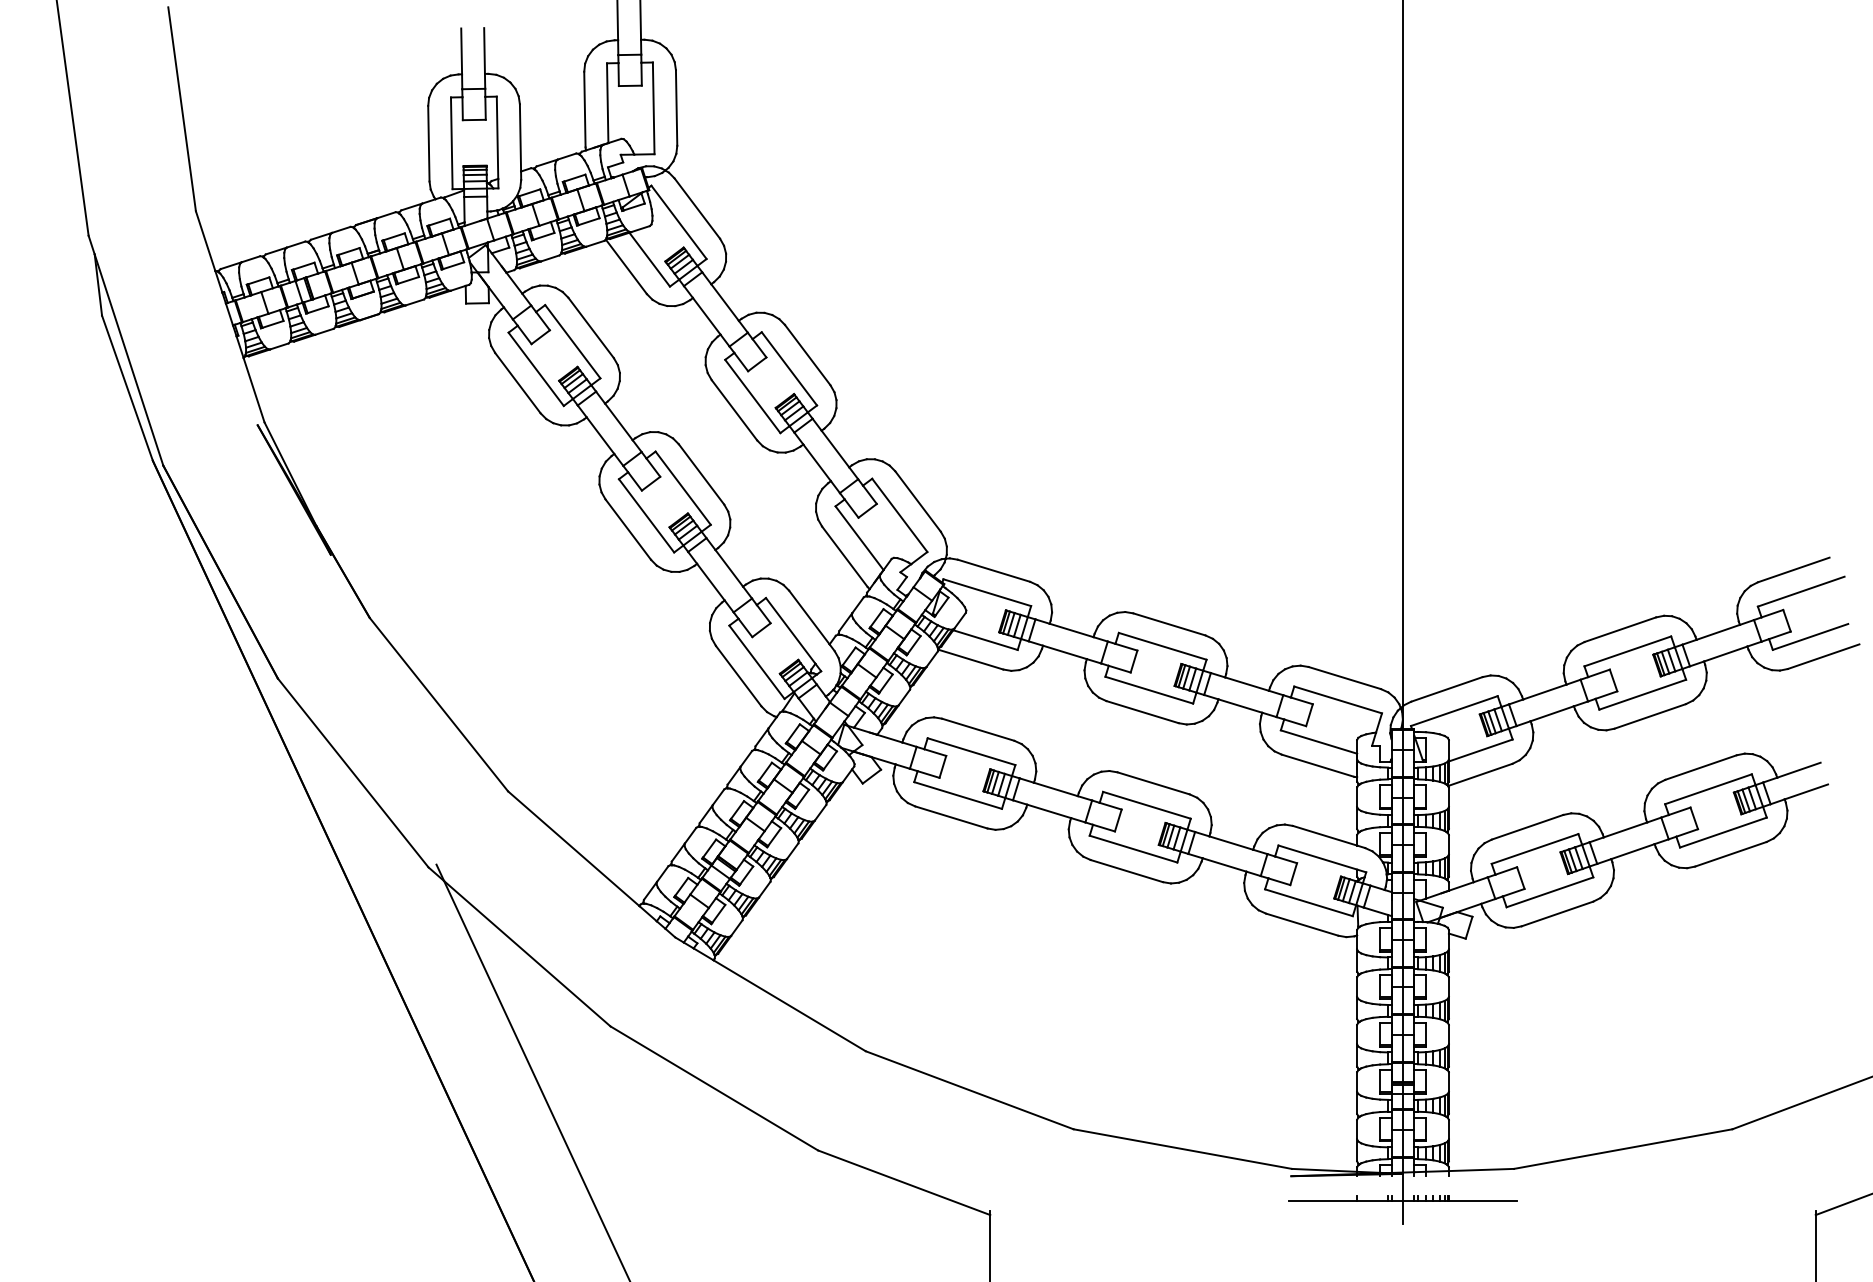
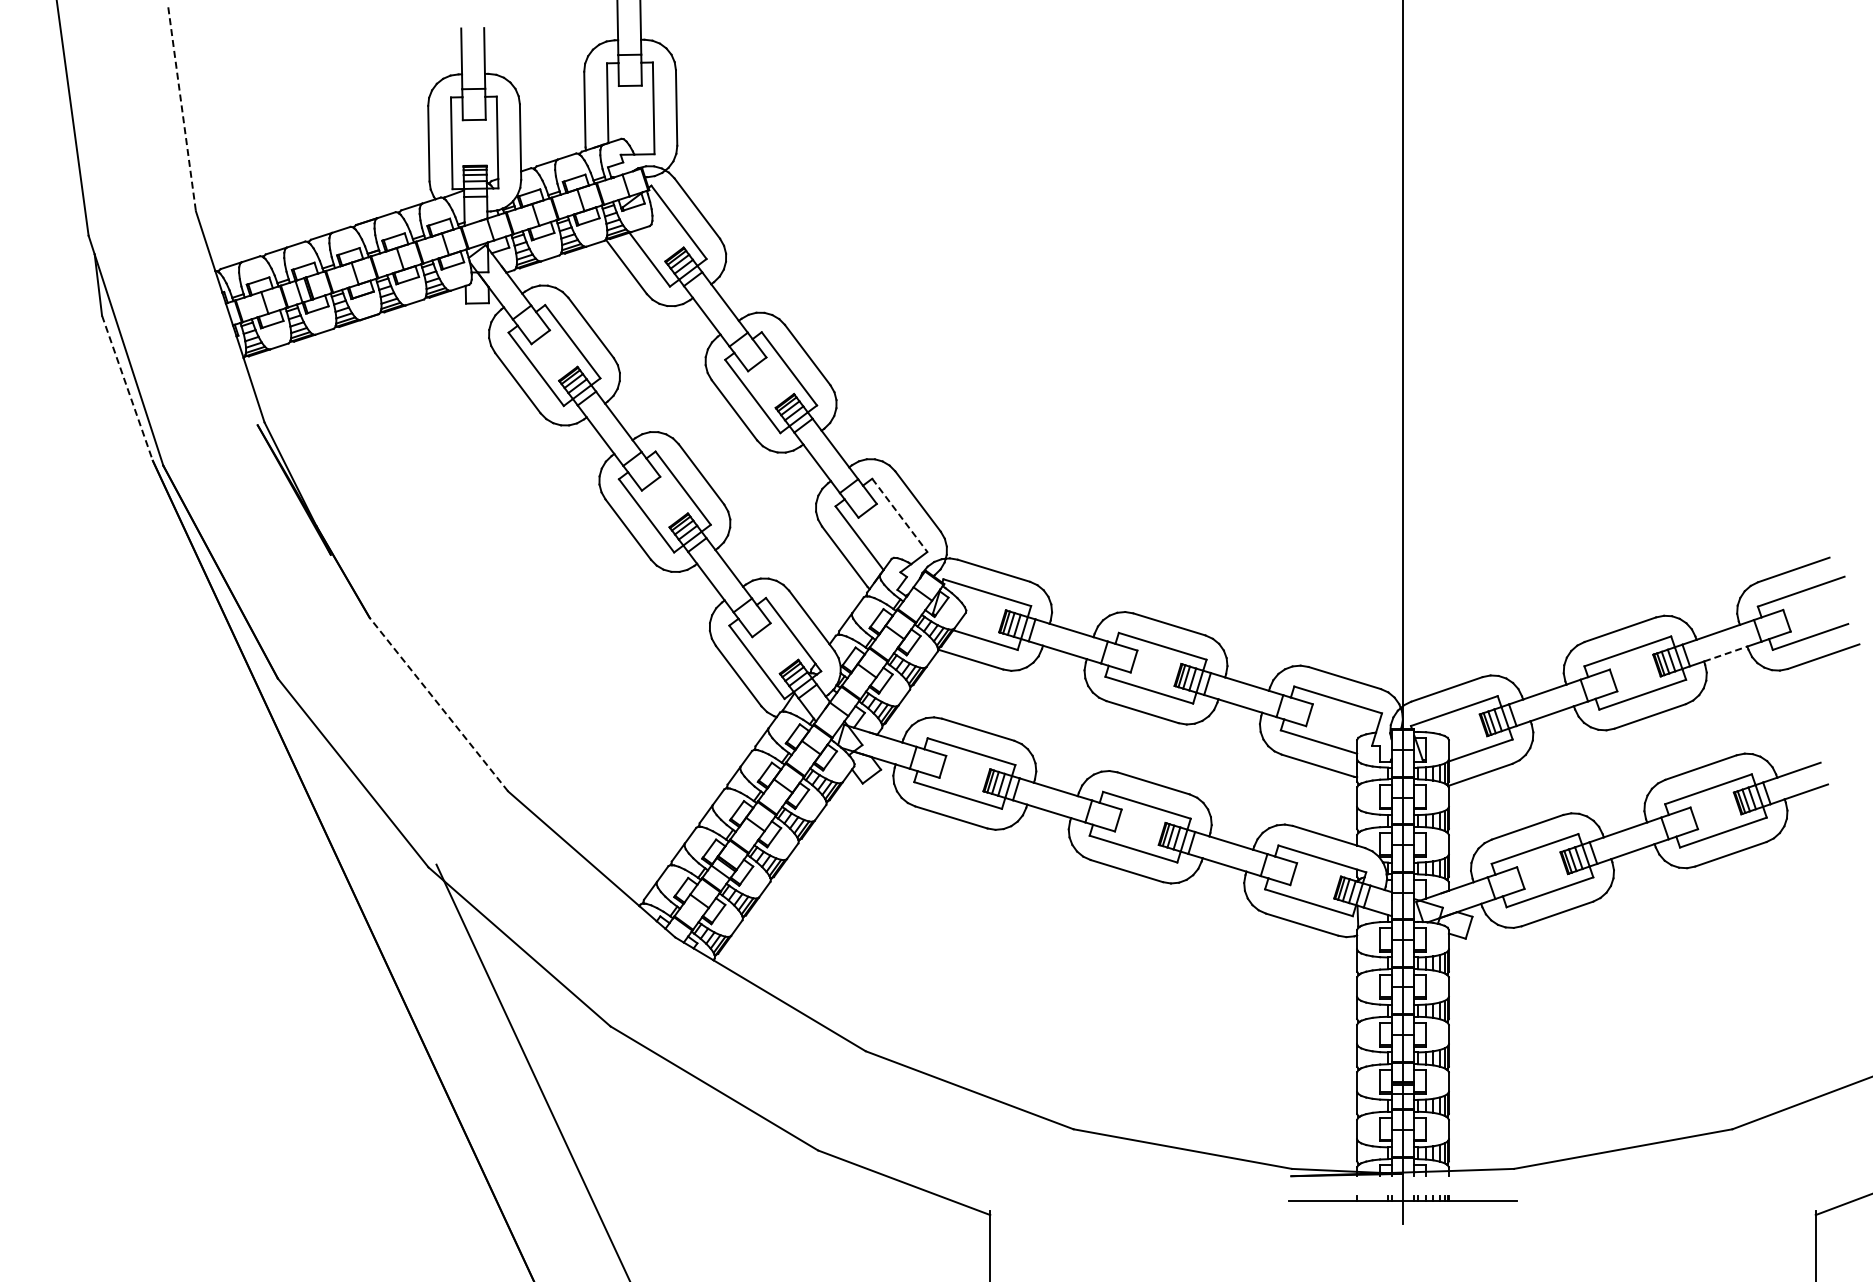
line: solid -> dashed (182, 109)
line: solid -> dashed (127, 388)
line: solid -> dashed (899, 515)
line: solid -> dashed (1725, 654)
line: solid -> dashed (438, 704)
